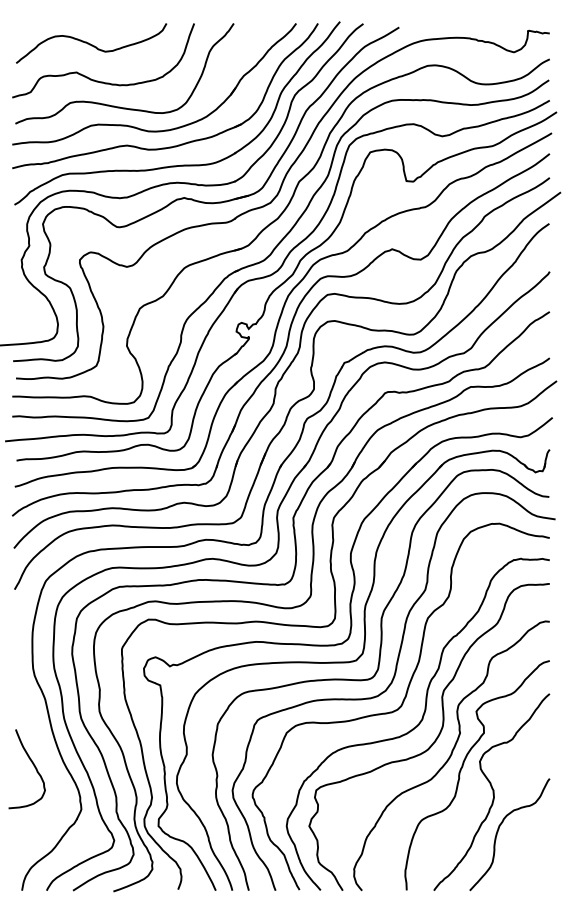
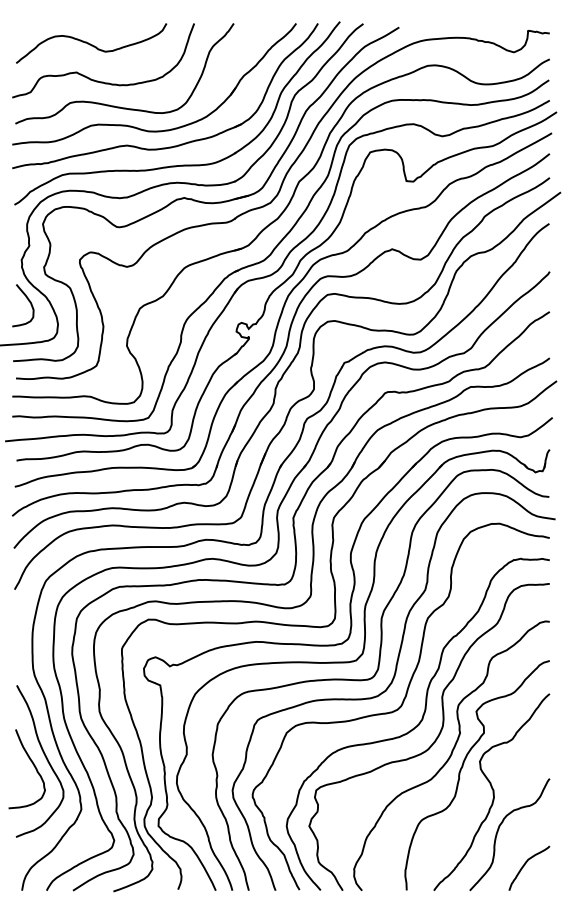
curve: none -> present (28, 301)
curve: none -> present (45, 758)
curve: none -> present (526, 863)
